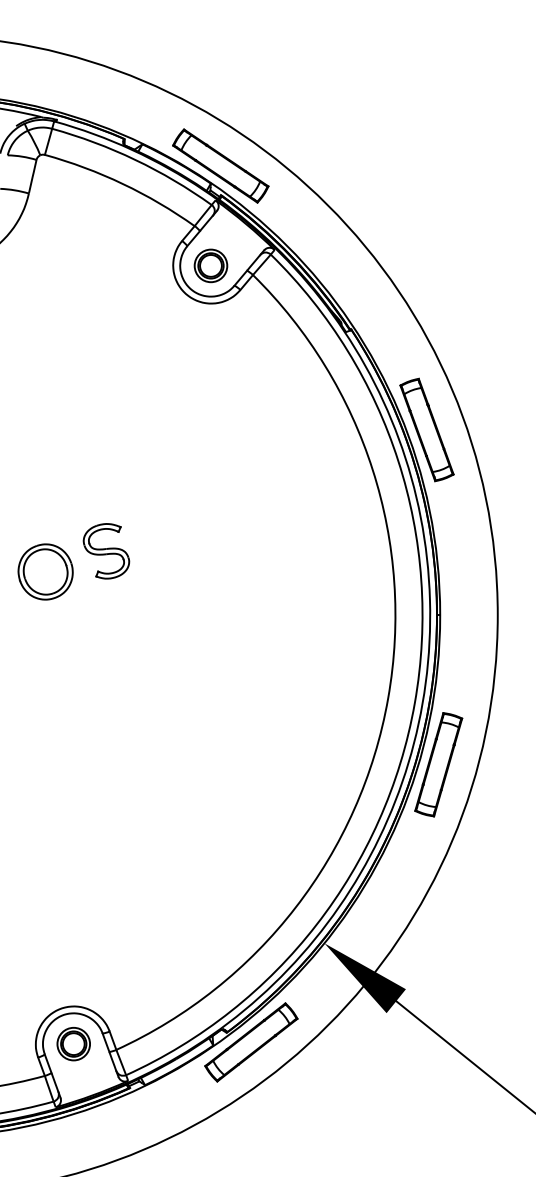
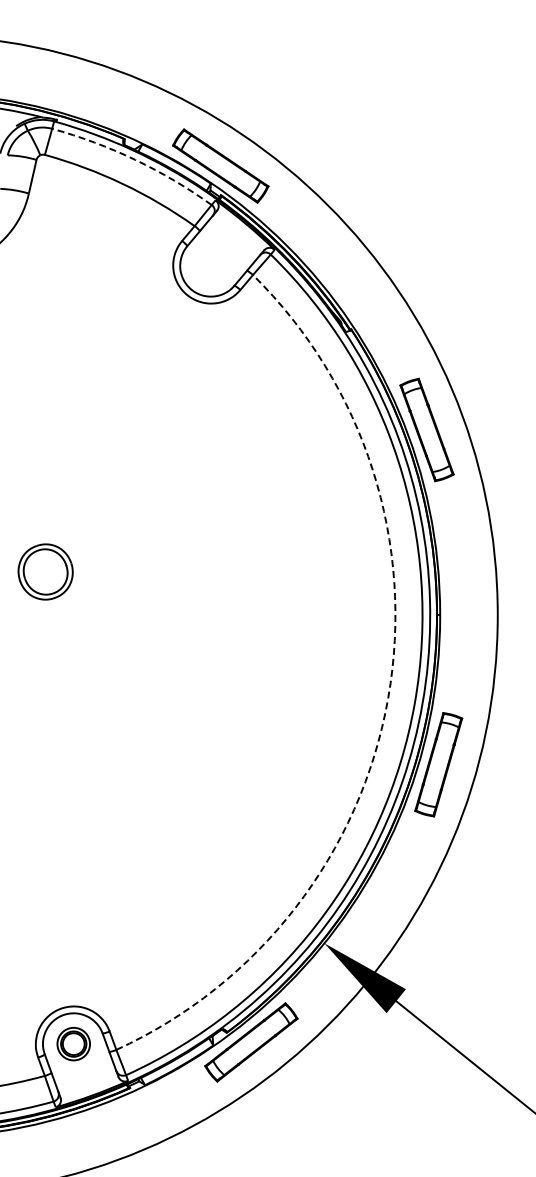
arc: solid -> dashed (135, 159)
part: present -> none (210, 265)
part: present -> none (106, 551)
arc: solid -> dashed (388, 698)
